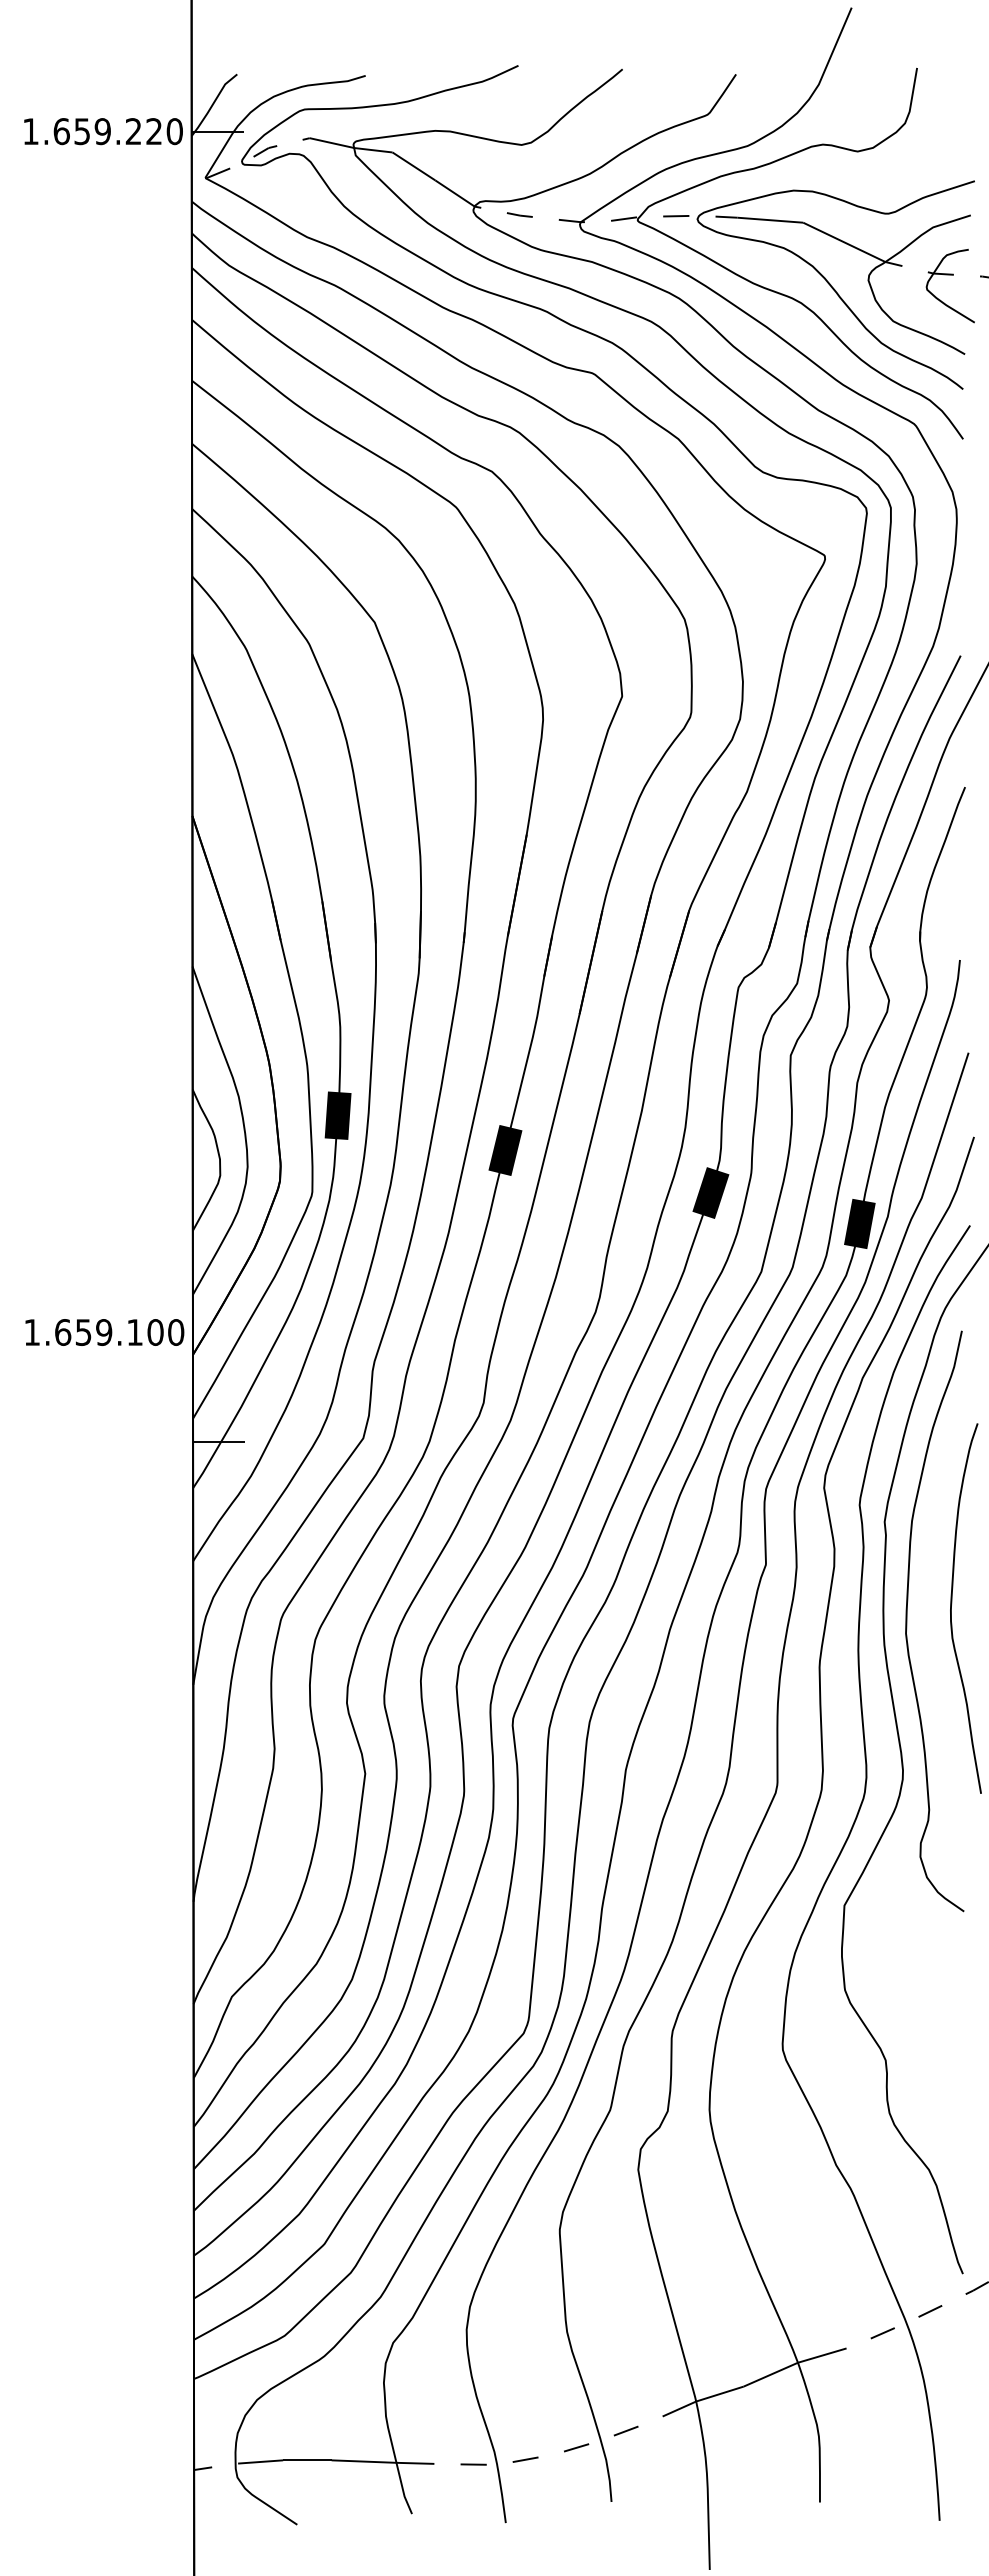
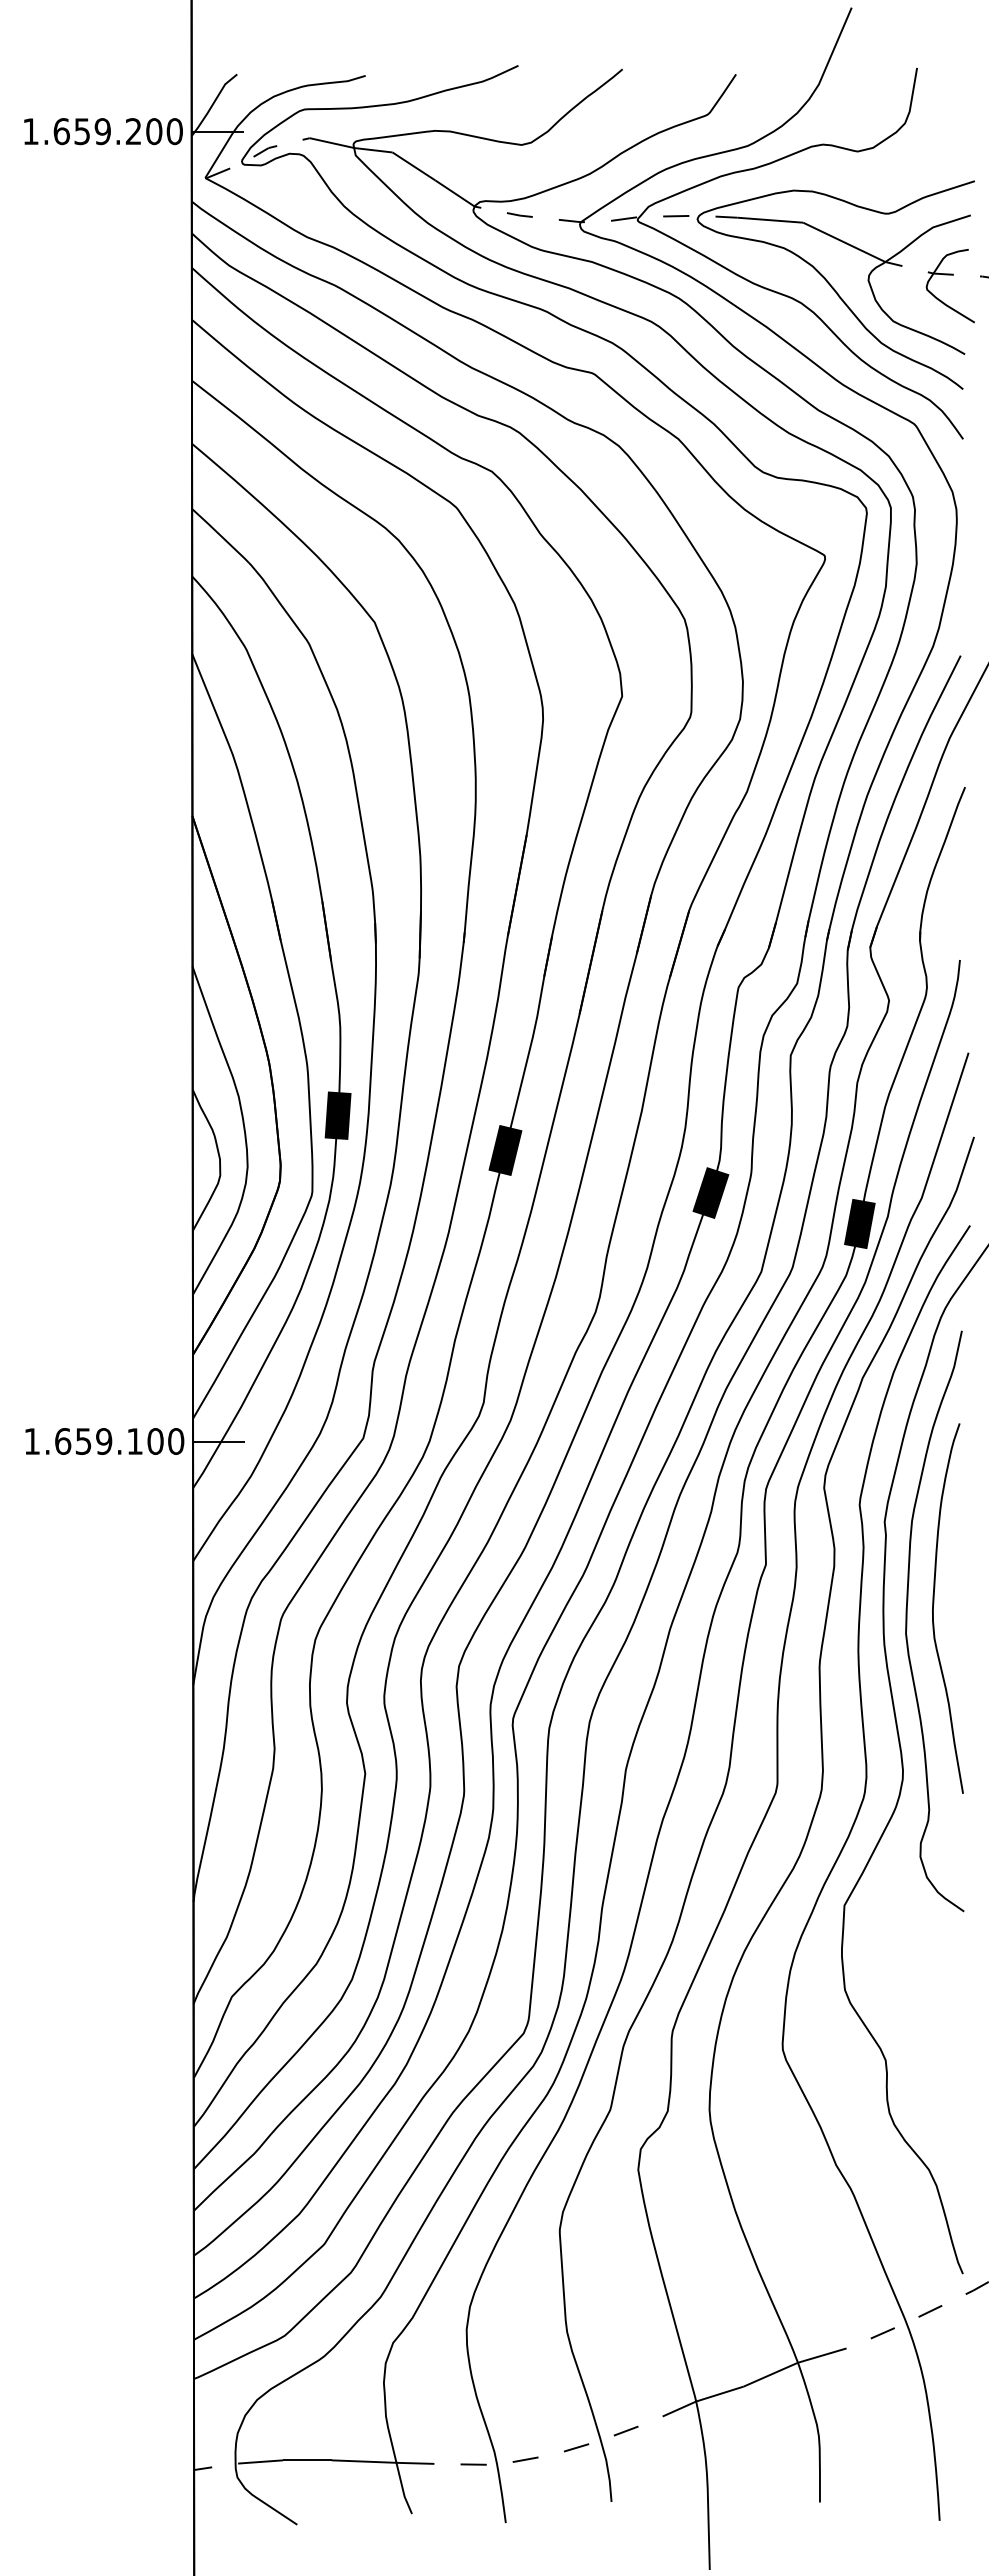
text: 1.659.220 -> 1.659.200 (154, 131)
text position: (104, 1332) -> (104, 1441) (104, 1441)
curve position: (952, 1603) -> (934, 1603) (934, 1603)
